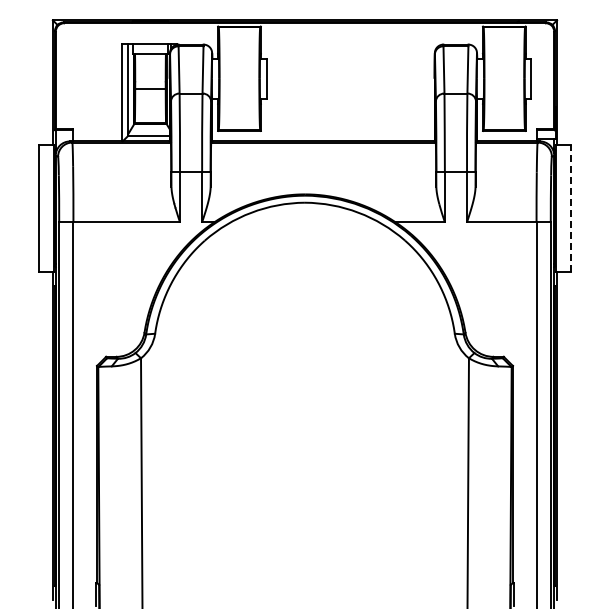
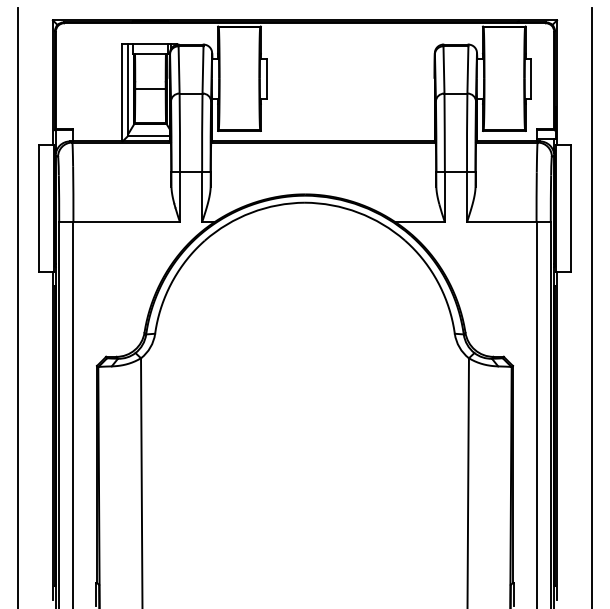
line: dashed -> solid (570, 208)
line: none -> present (18, 306)
line: none -> present (591, 306)
